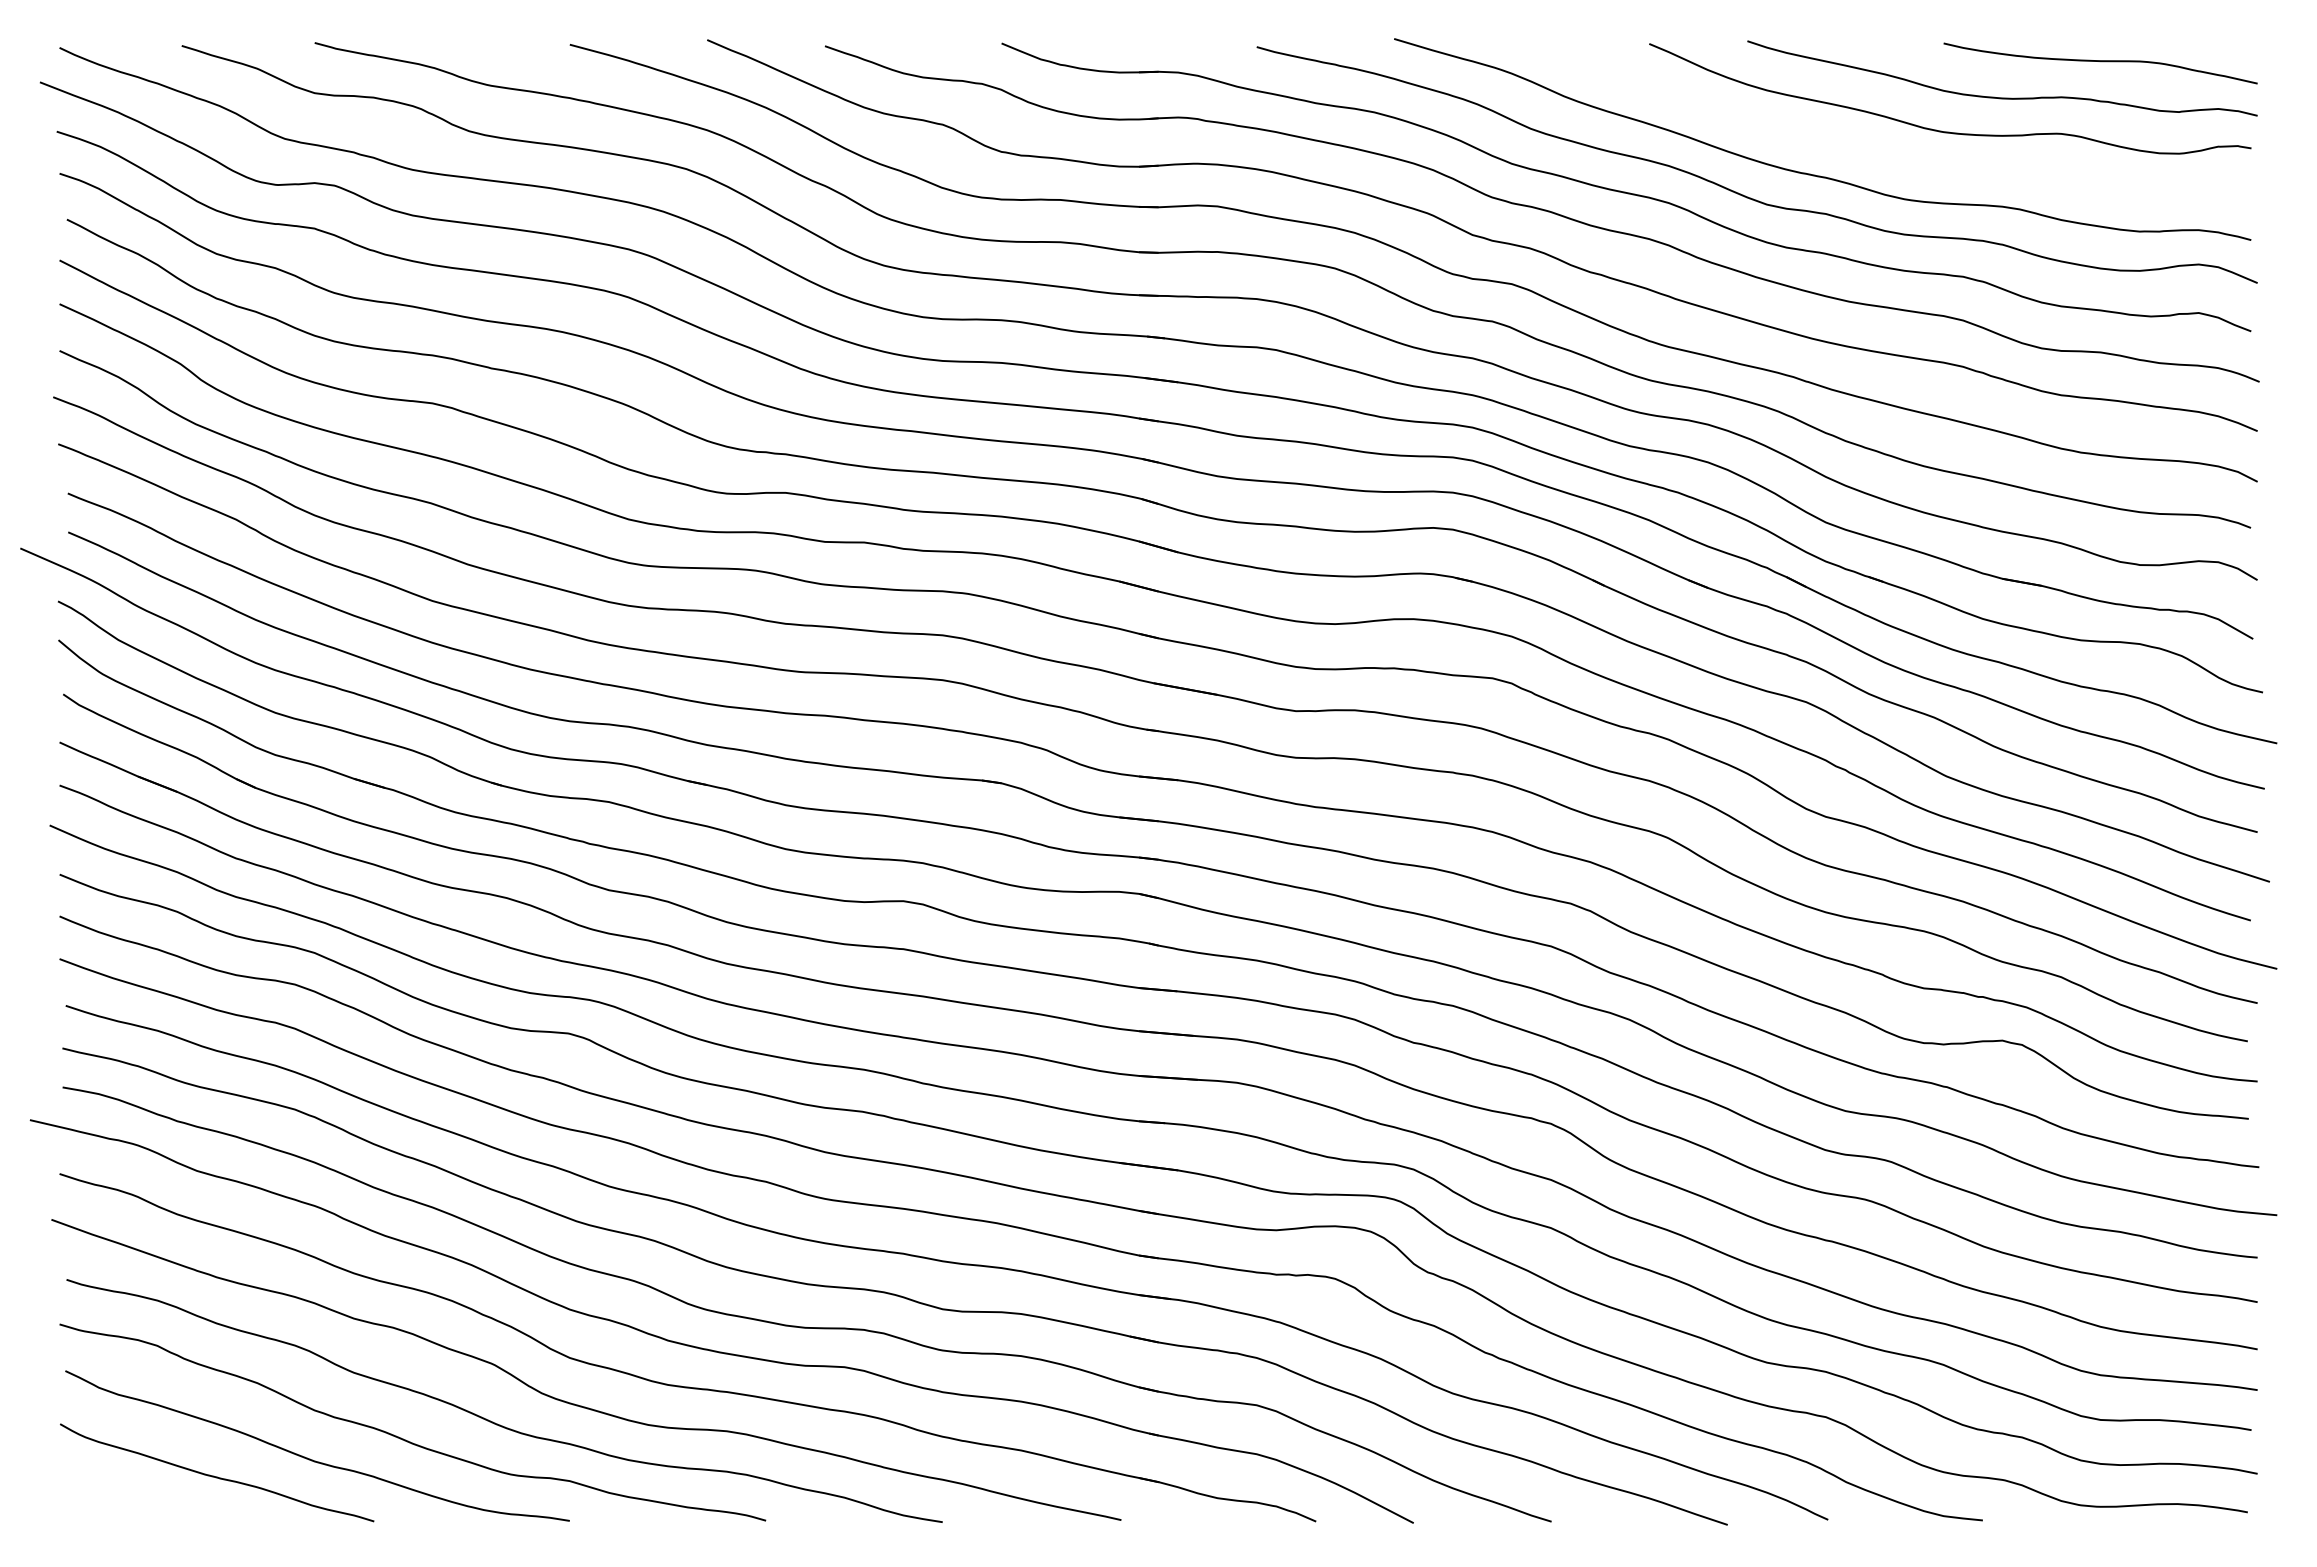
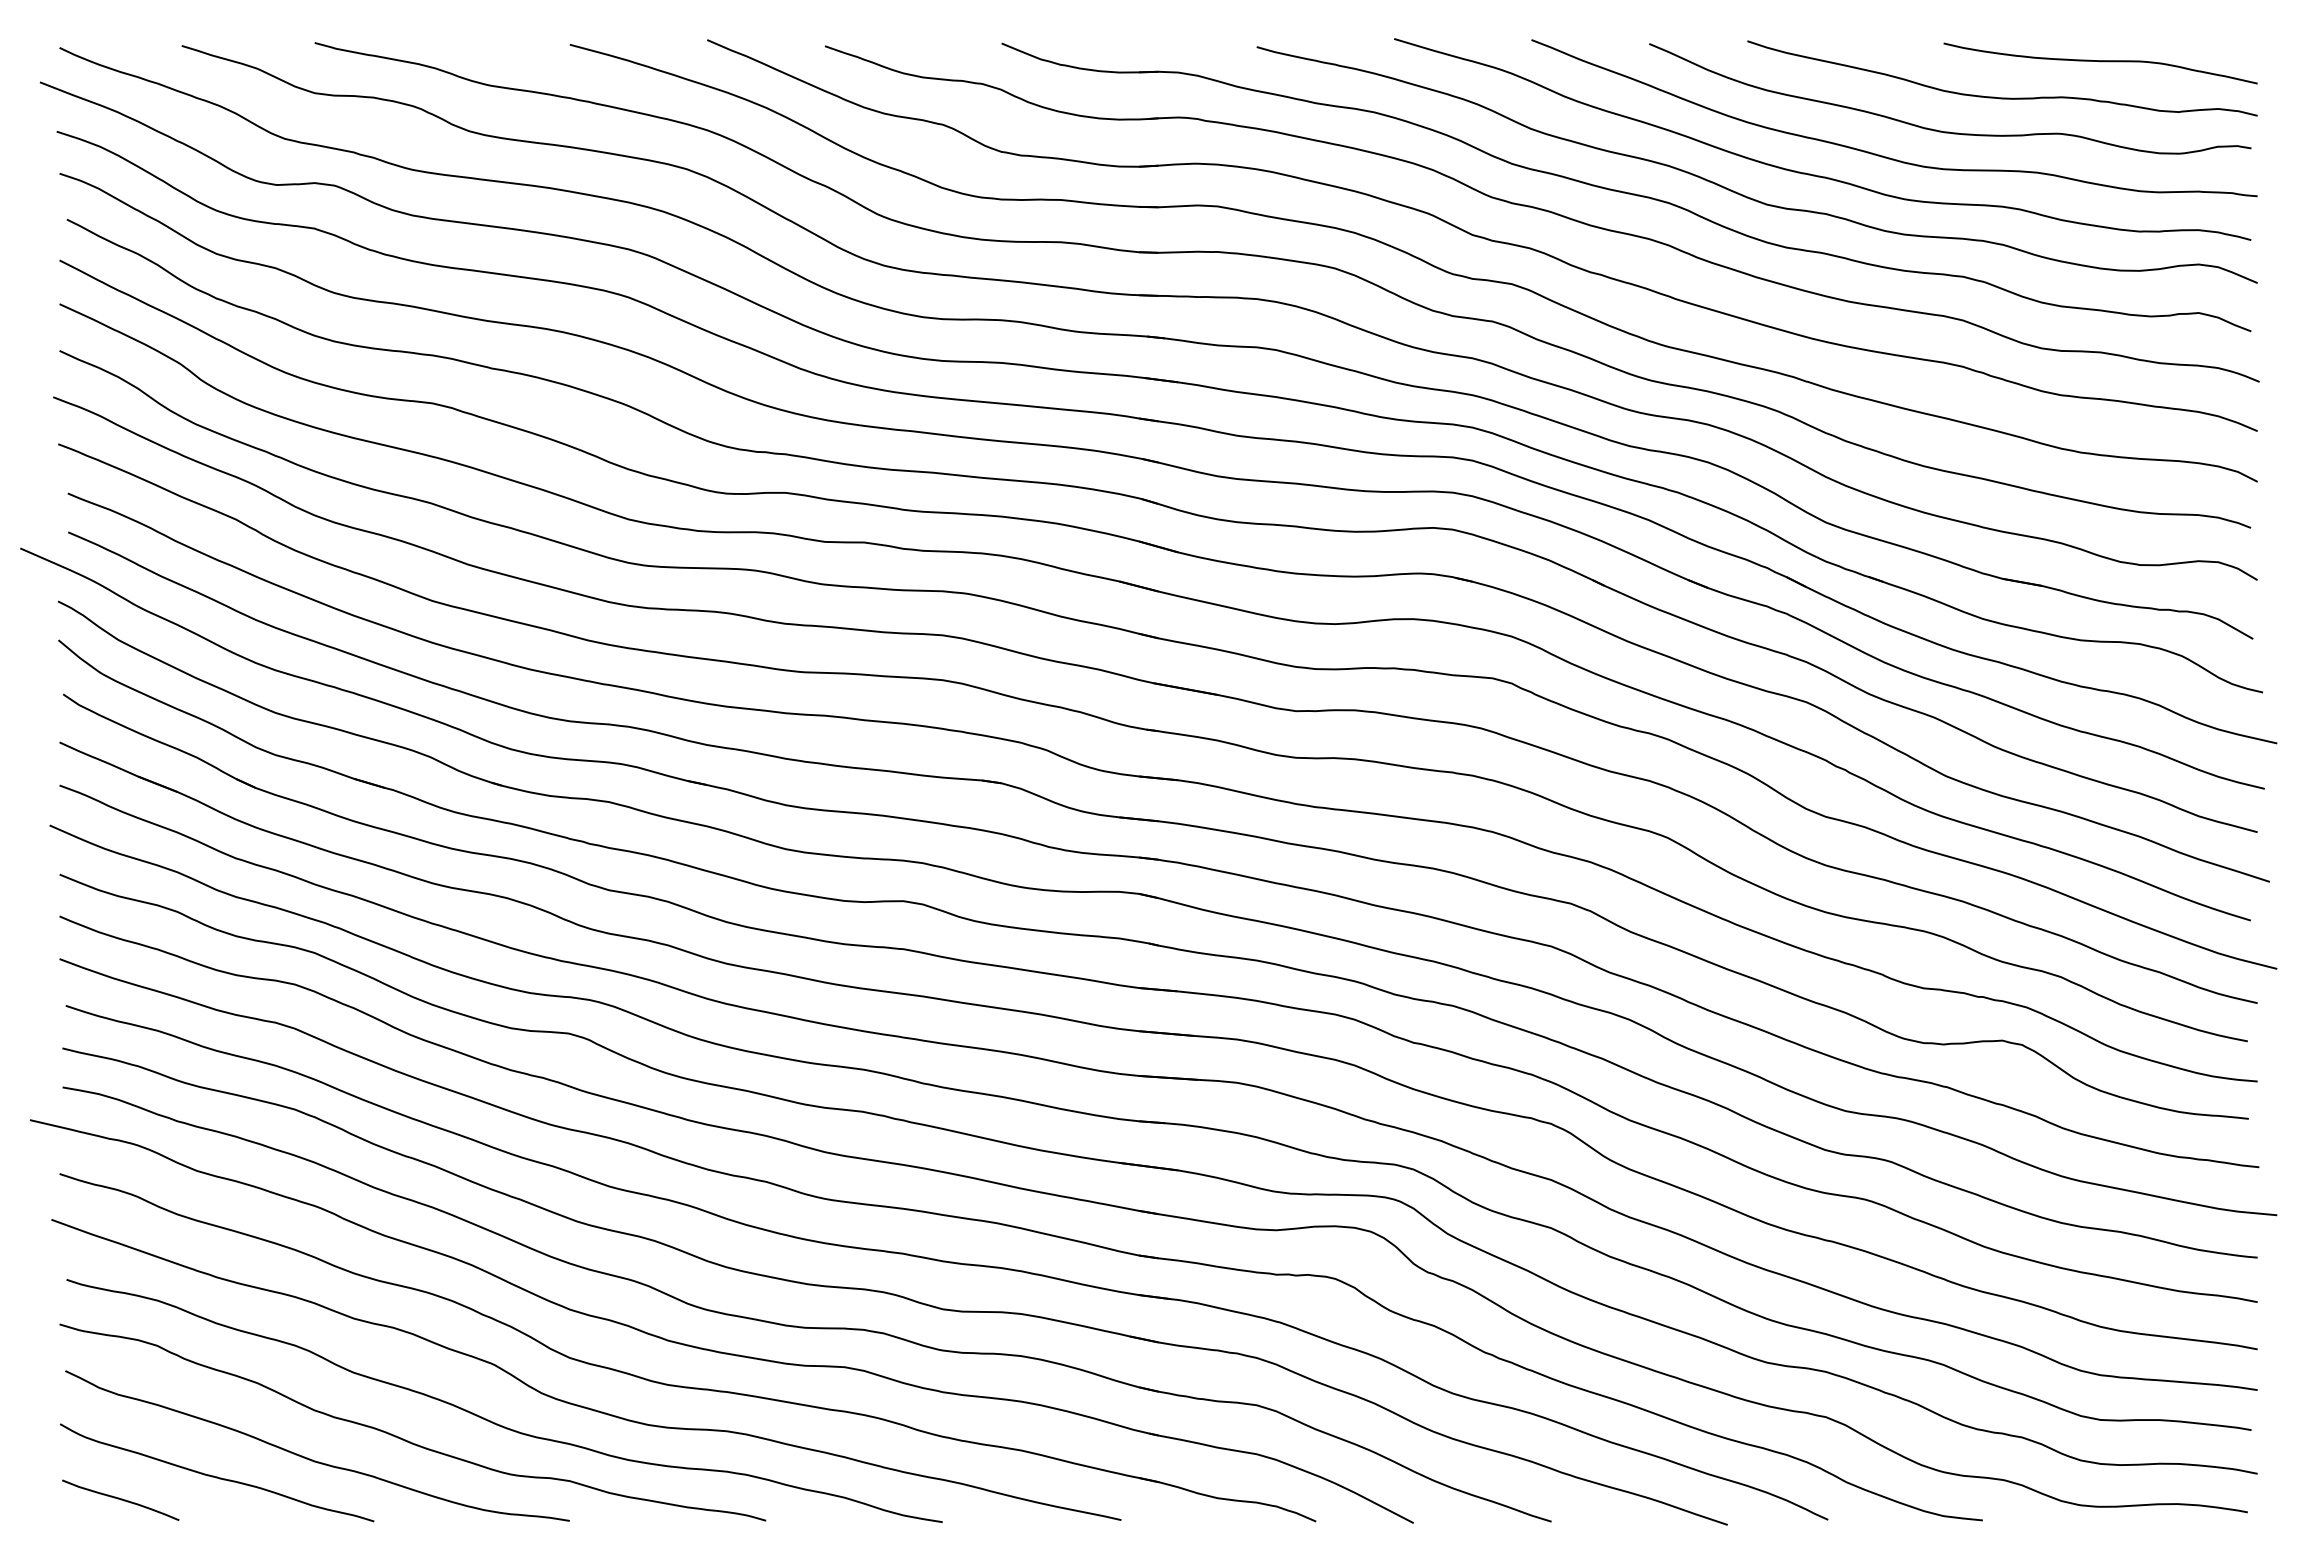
curve: none -> present (1886, 156)
curve: none -> present (120, 1499)
